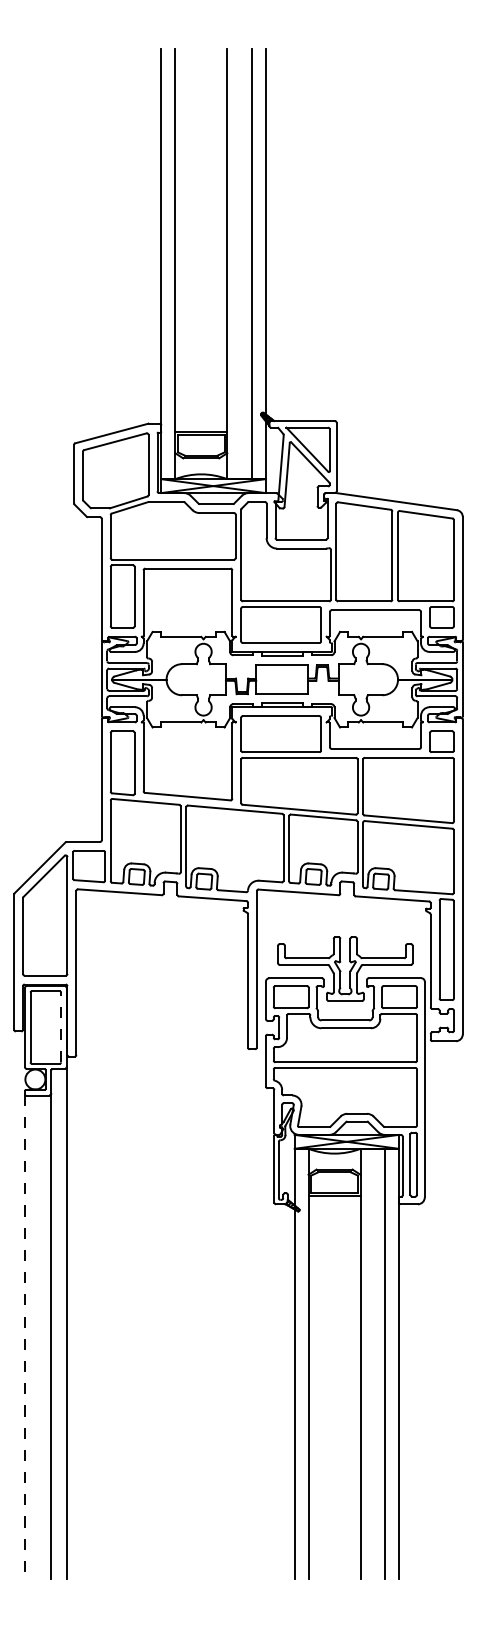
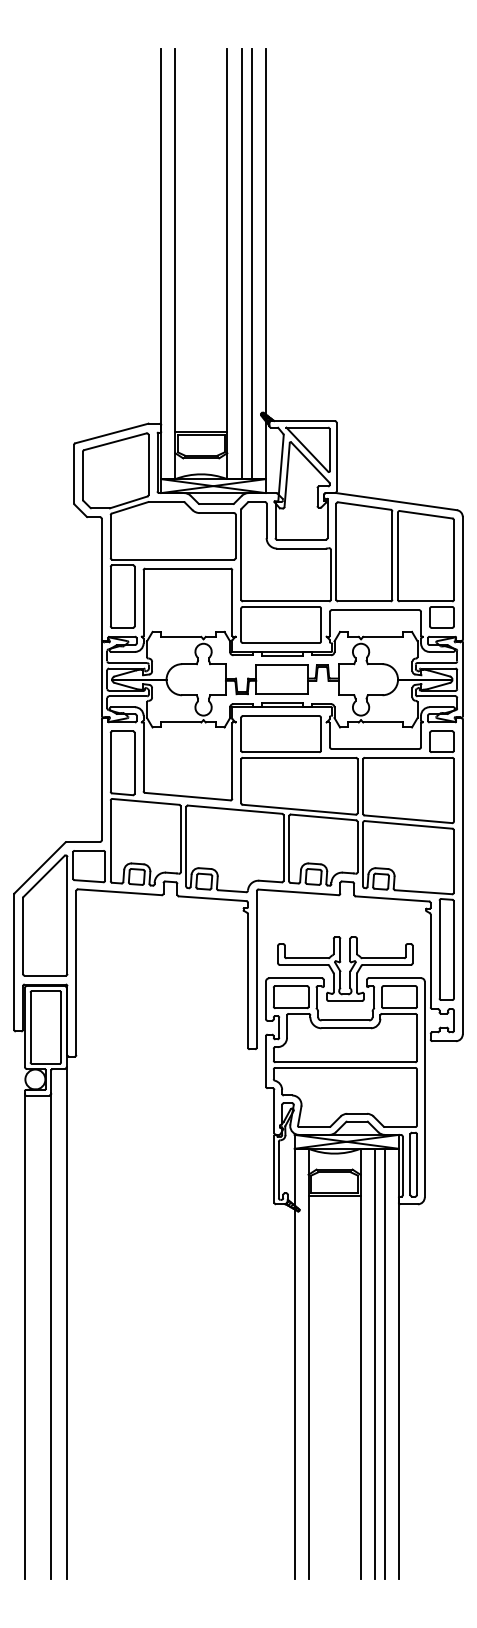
line: none -> present (241, 263)
line: dashed -> solid (61, 1027)
line: dashed -> solid (24, 1337)
line: none -> present (374, 1363)
